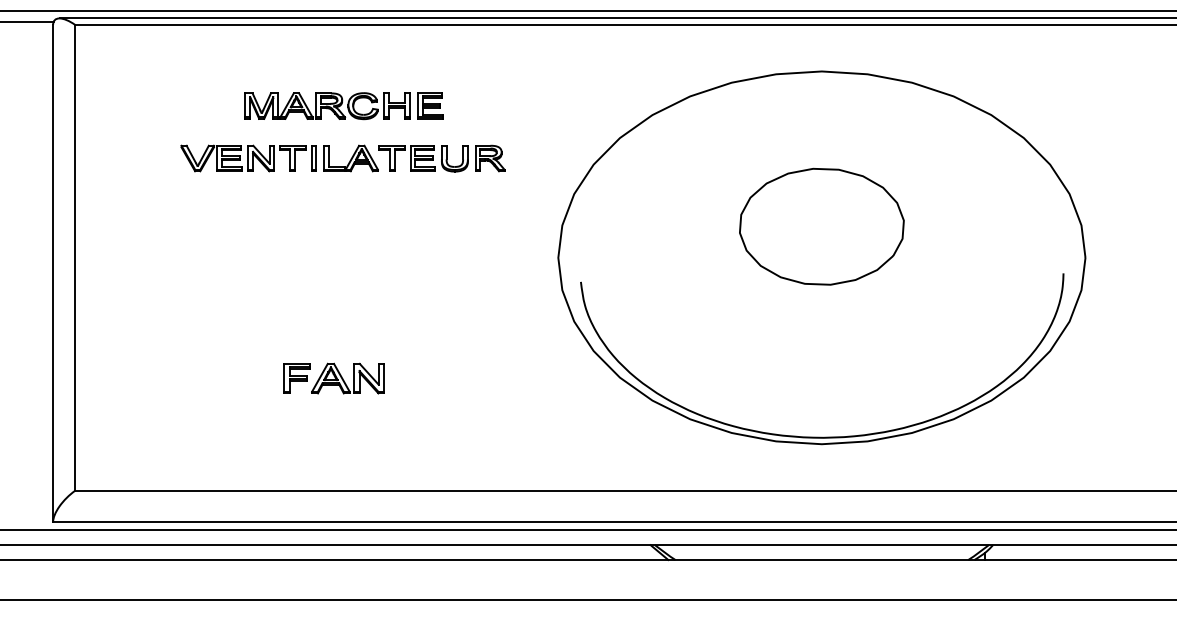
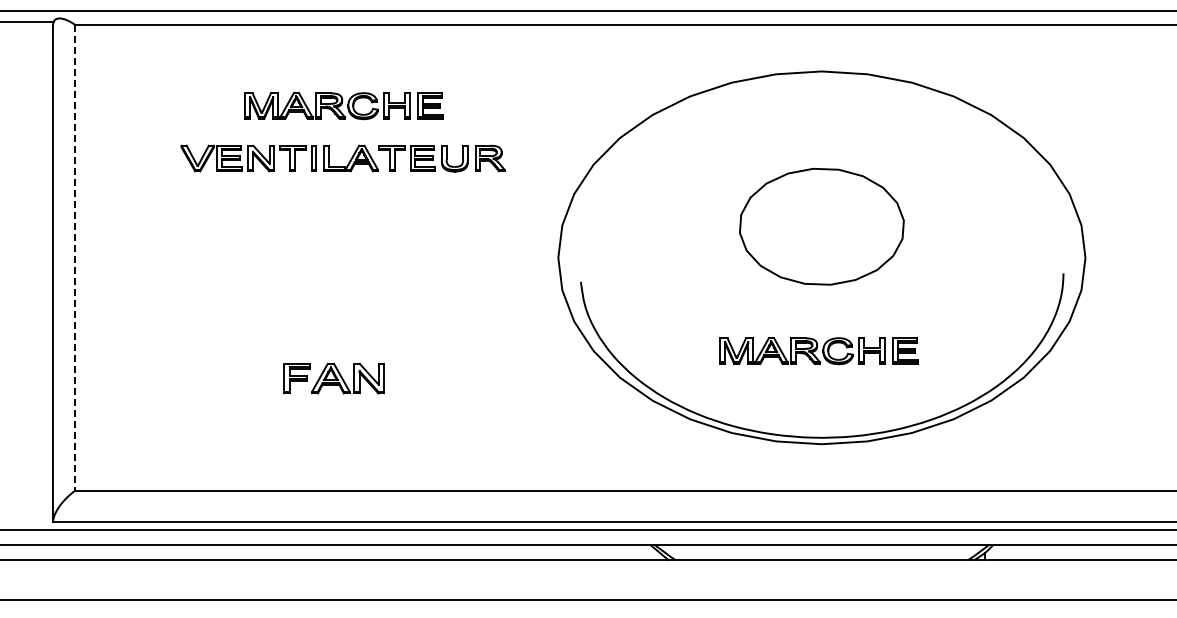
line: present -> none (616, 18)
line: solid -> dashed (75, 257)
part: none -> present (818, 351)
